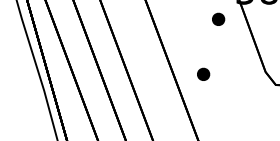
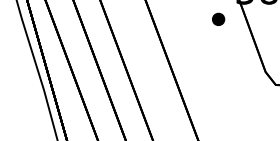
part: present -> none (203, 73)
